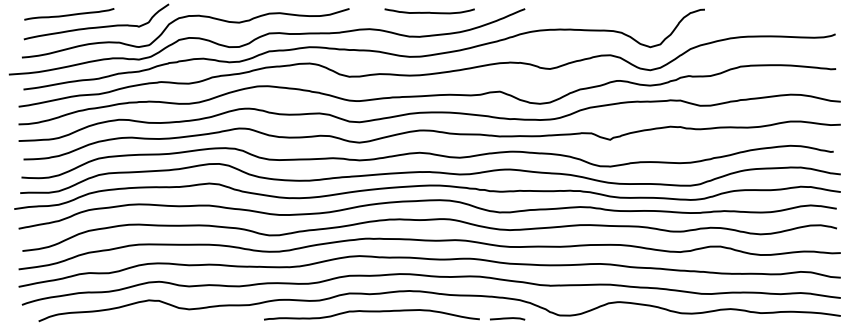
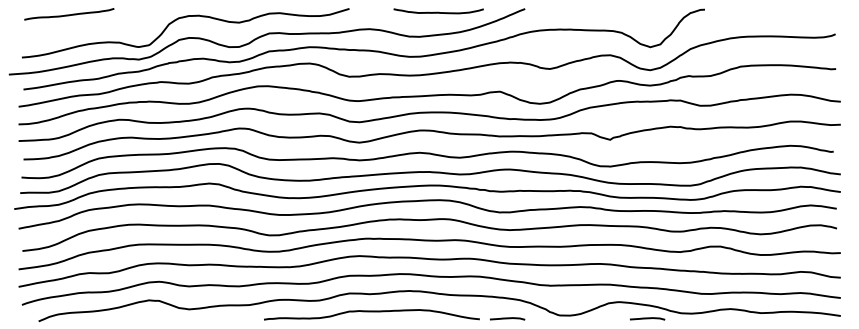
curve position: (429, 11) -> (438, 11) (438, 11)
curve: present -> none (96, 26)
line: none -> present (647, 318)
